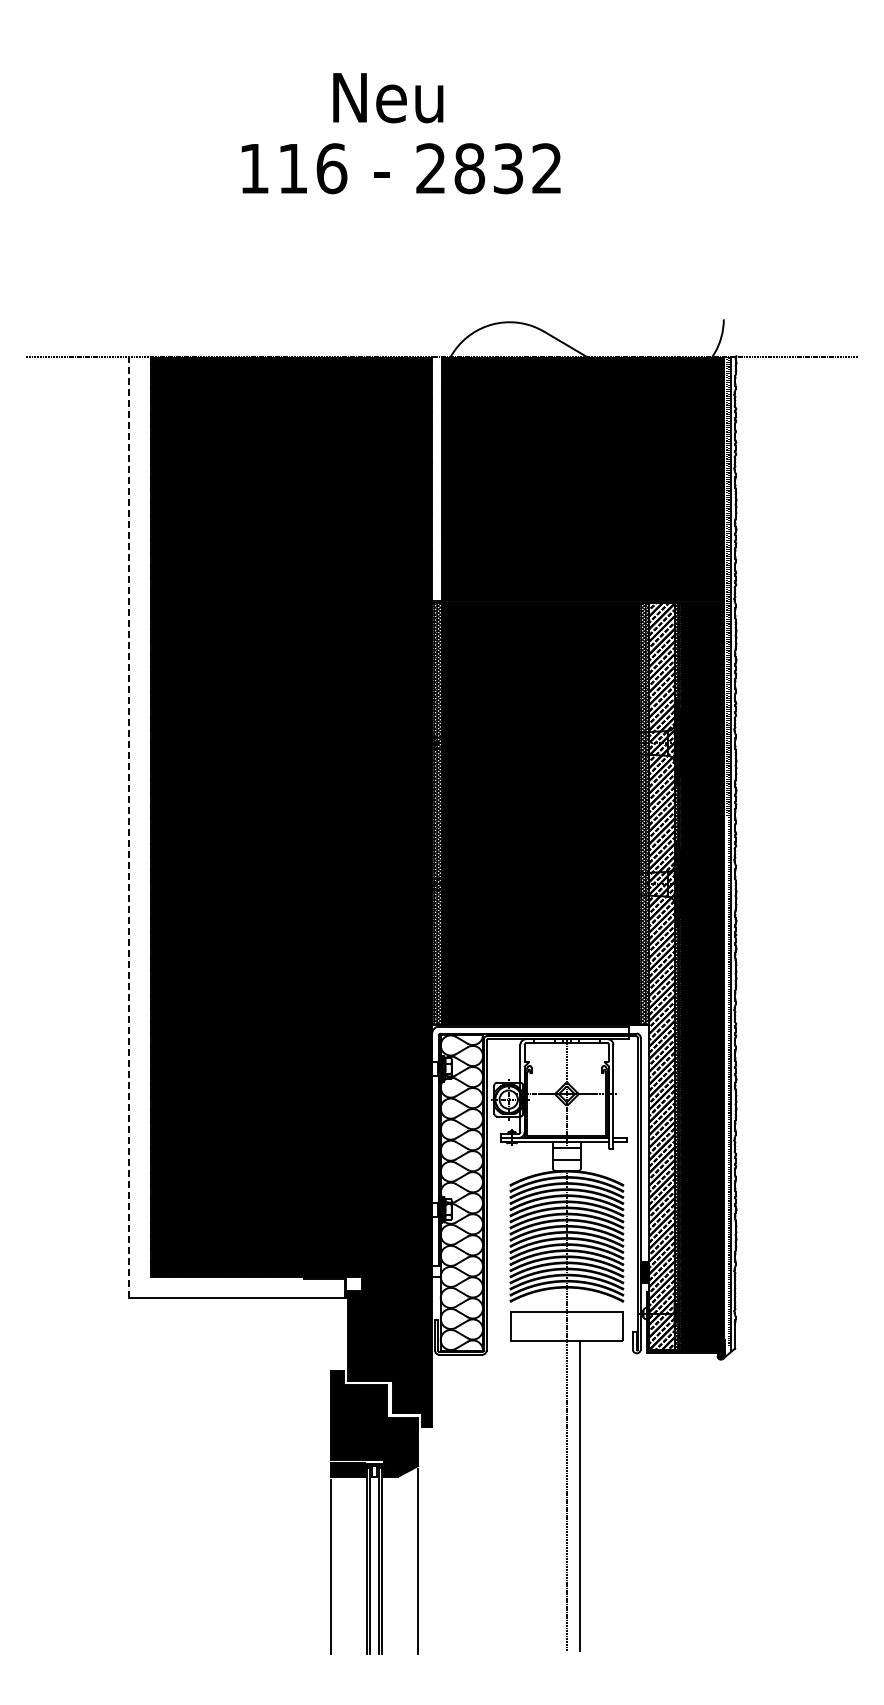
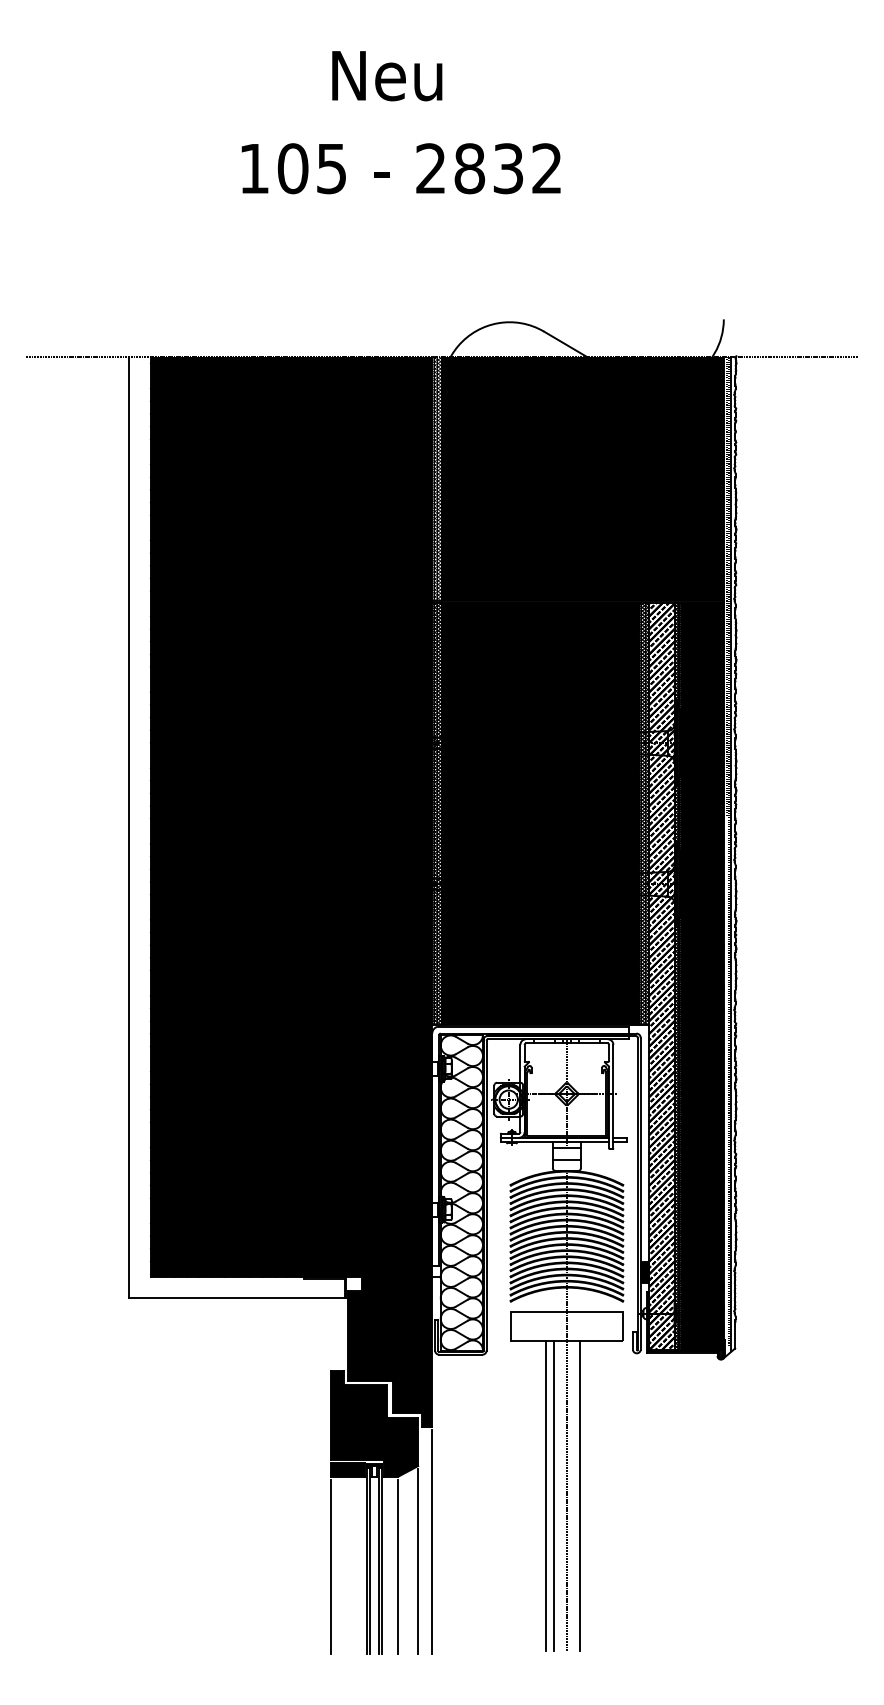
text position: (388, 98) -> (387, 76) (387, 76)
text: 116 -> 105 (312, 168)
hatch: none -> present (437, 479)
line: dashed -> solid (129, 827)
line: none -> present (546, 1495)
line: none -> present (554, 1495)
line: none -> present (432, 1541)
line: none -> present (398, 1566)
